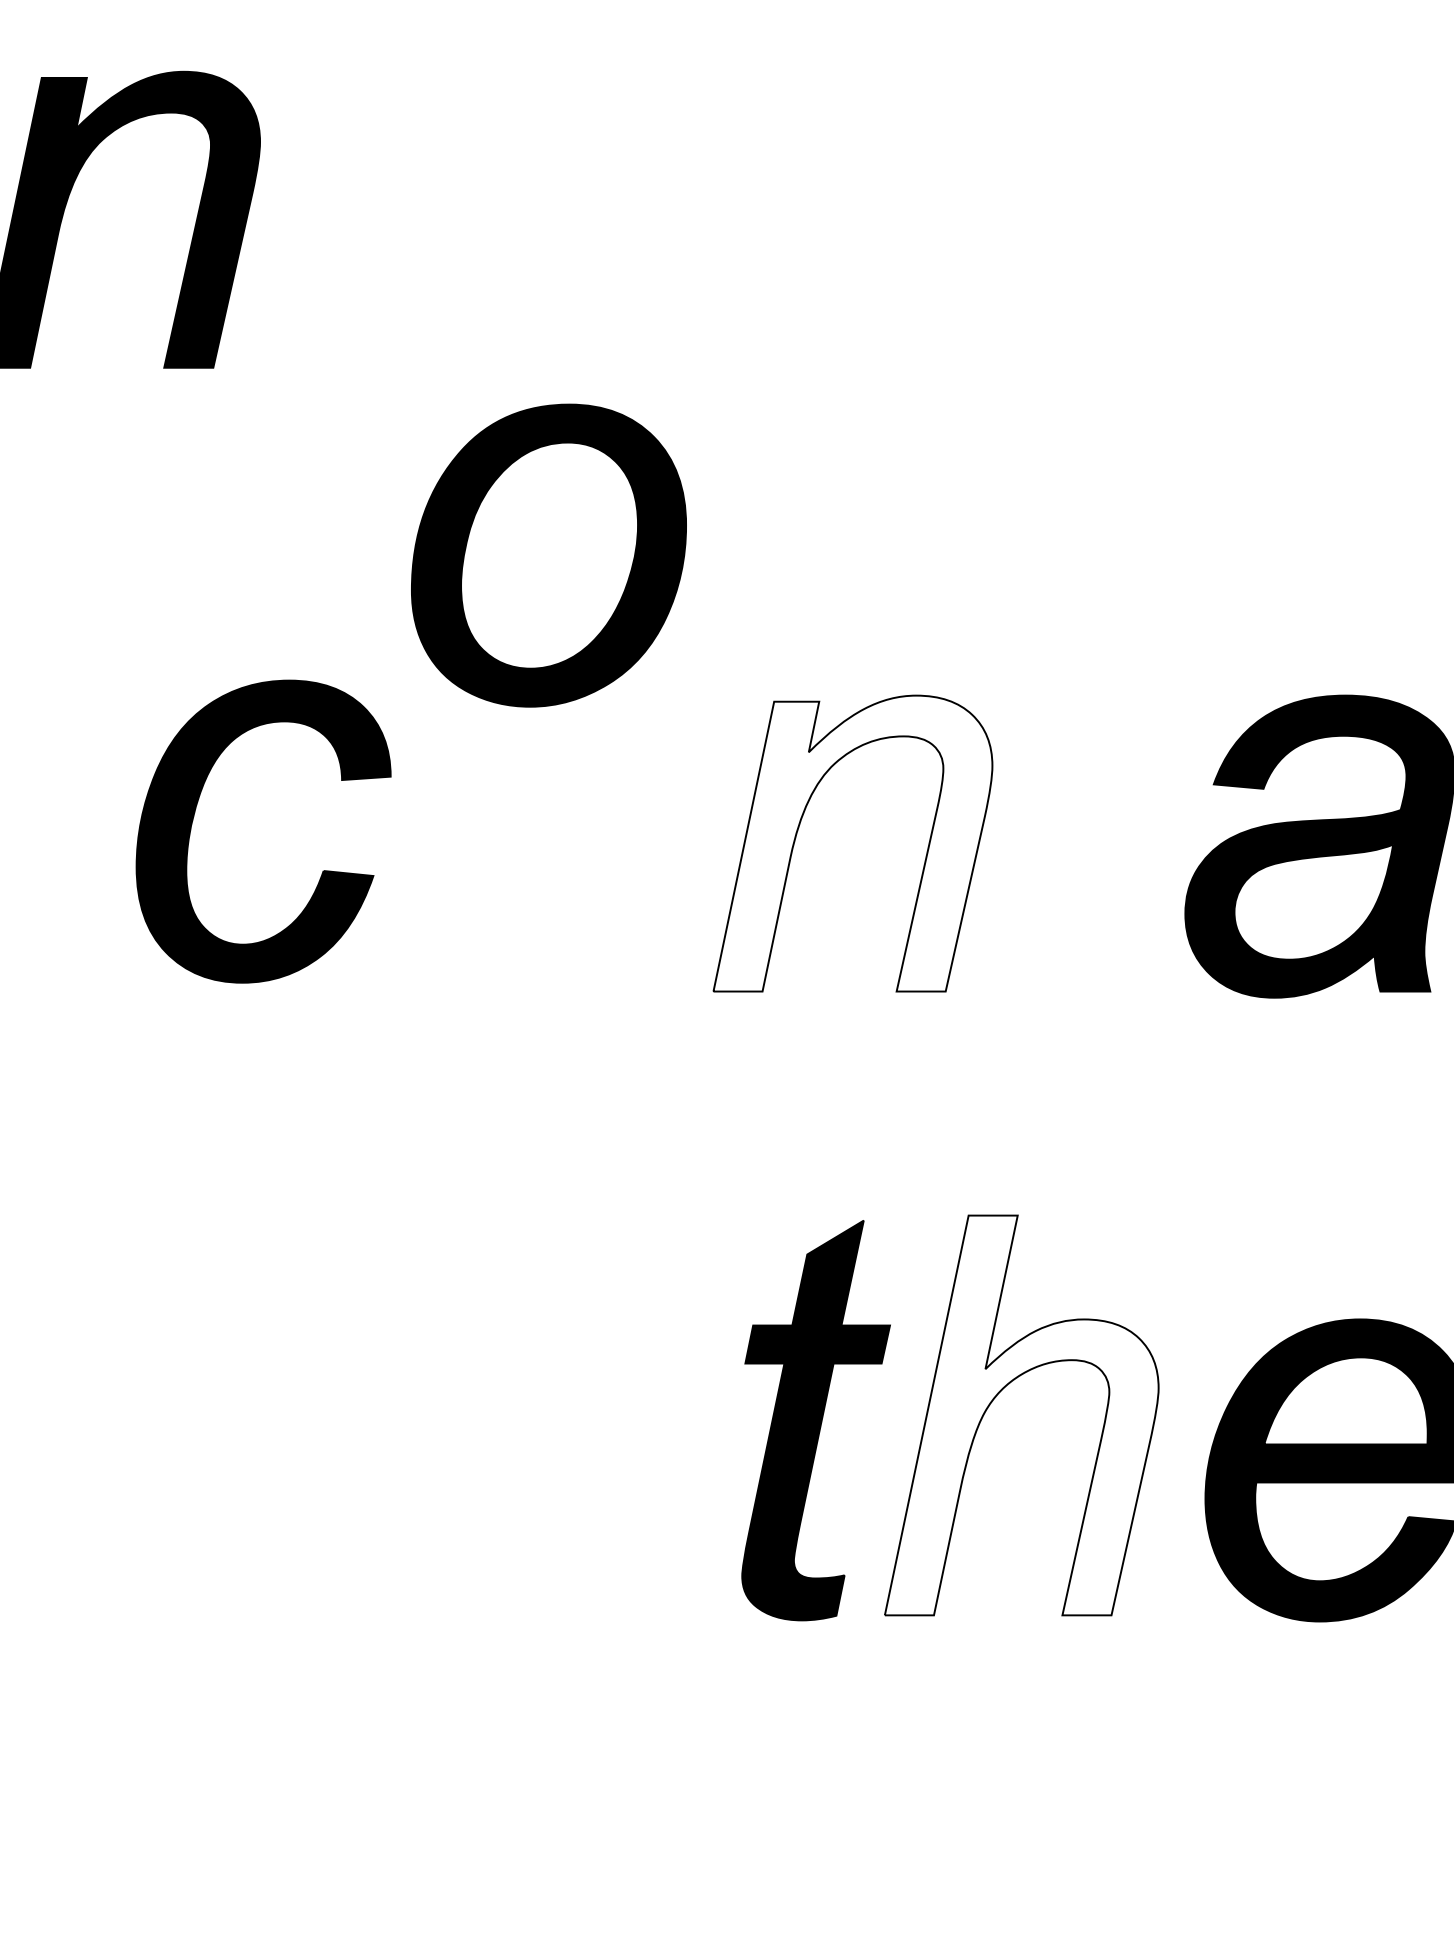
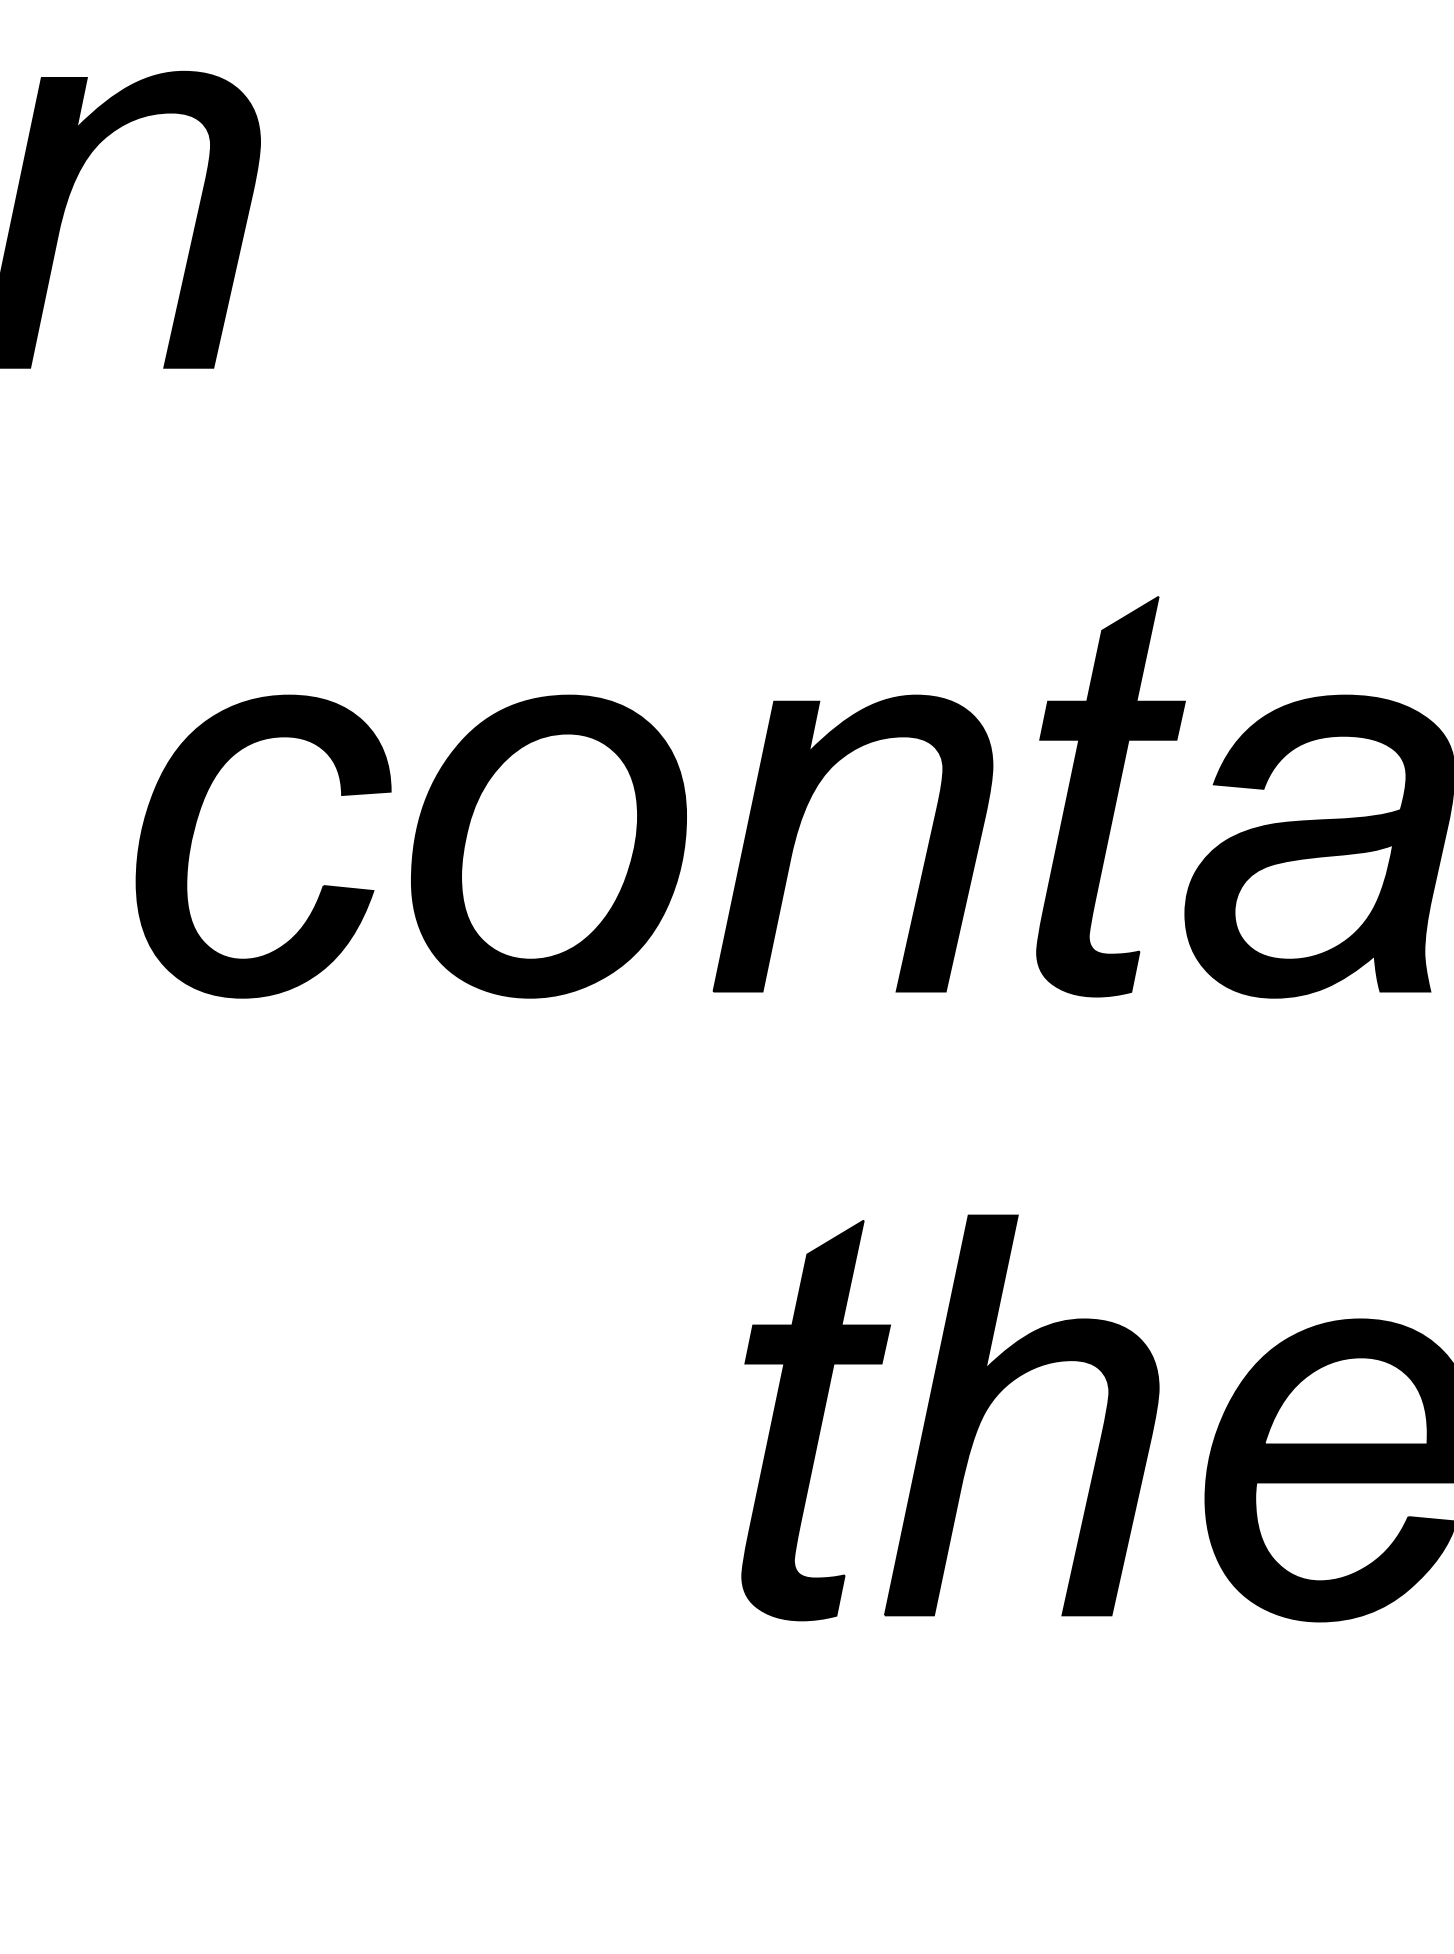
part position: (548, 555) -> (548, 846) (548, 846)
part: none -> present (1110, 796)
part position: (195, 812) -> (195, 827) (195, 827)
fill: none -> present (852, 843)
fill: none -> present (1021, 1415)
